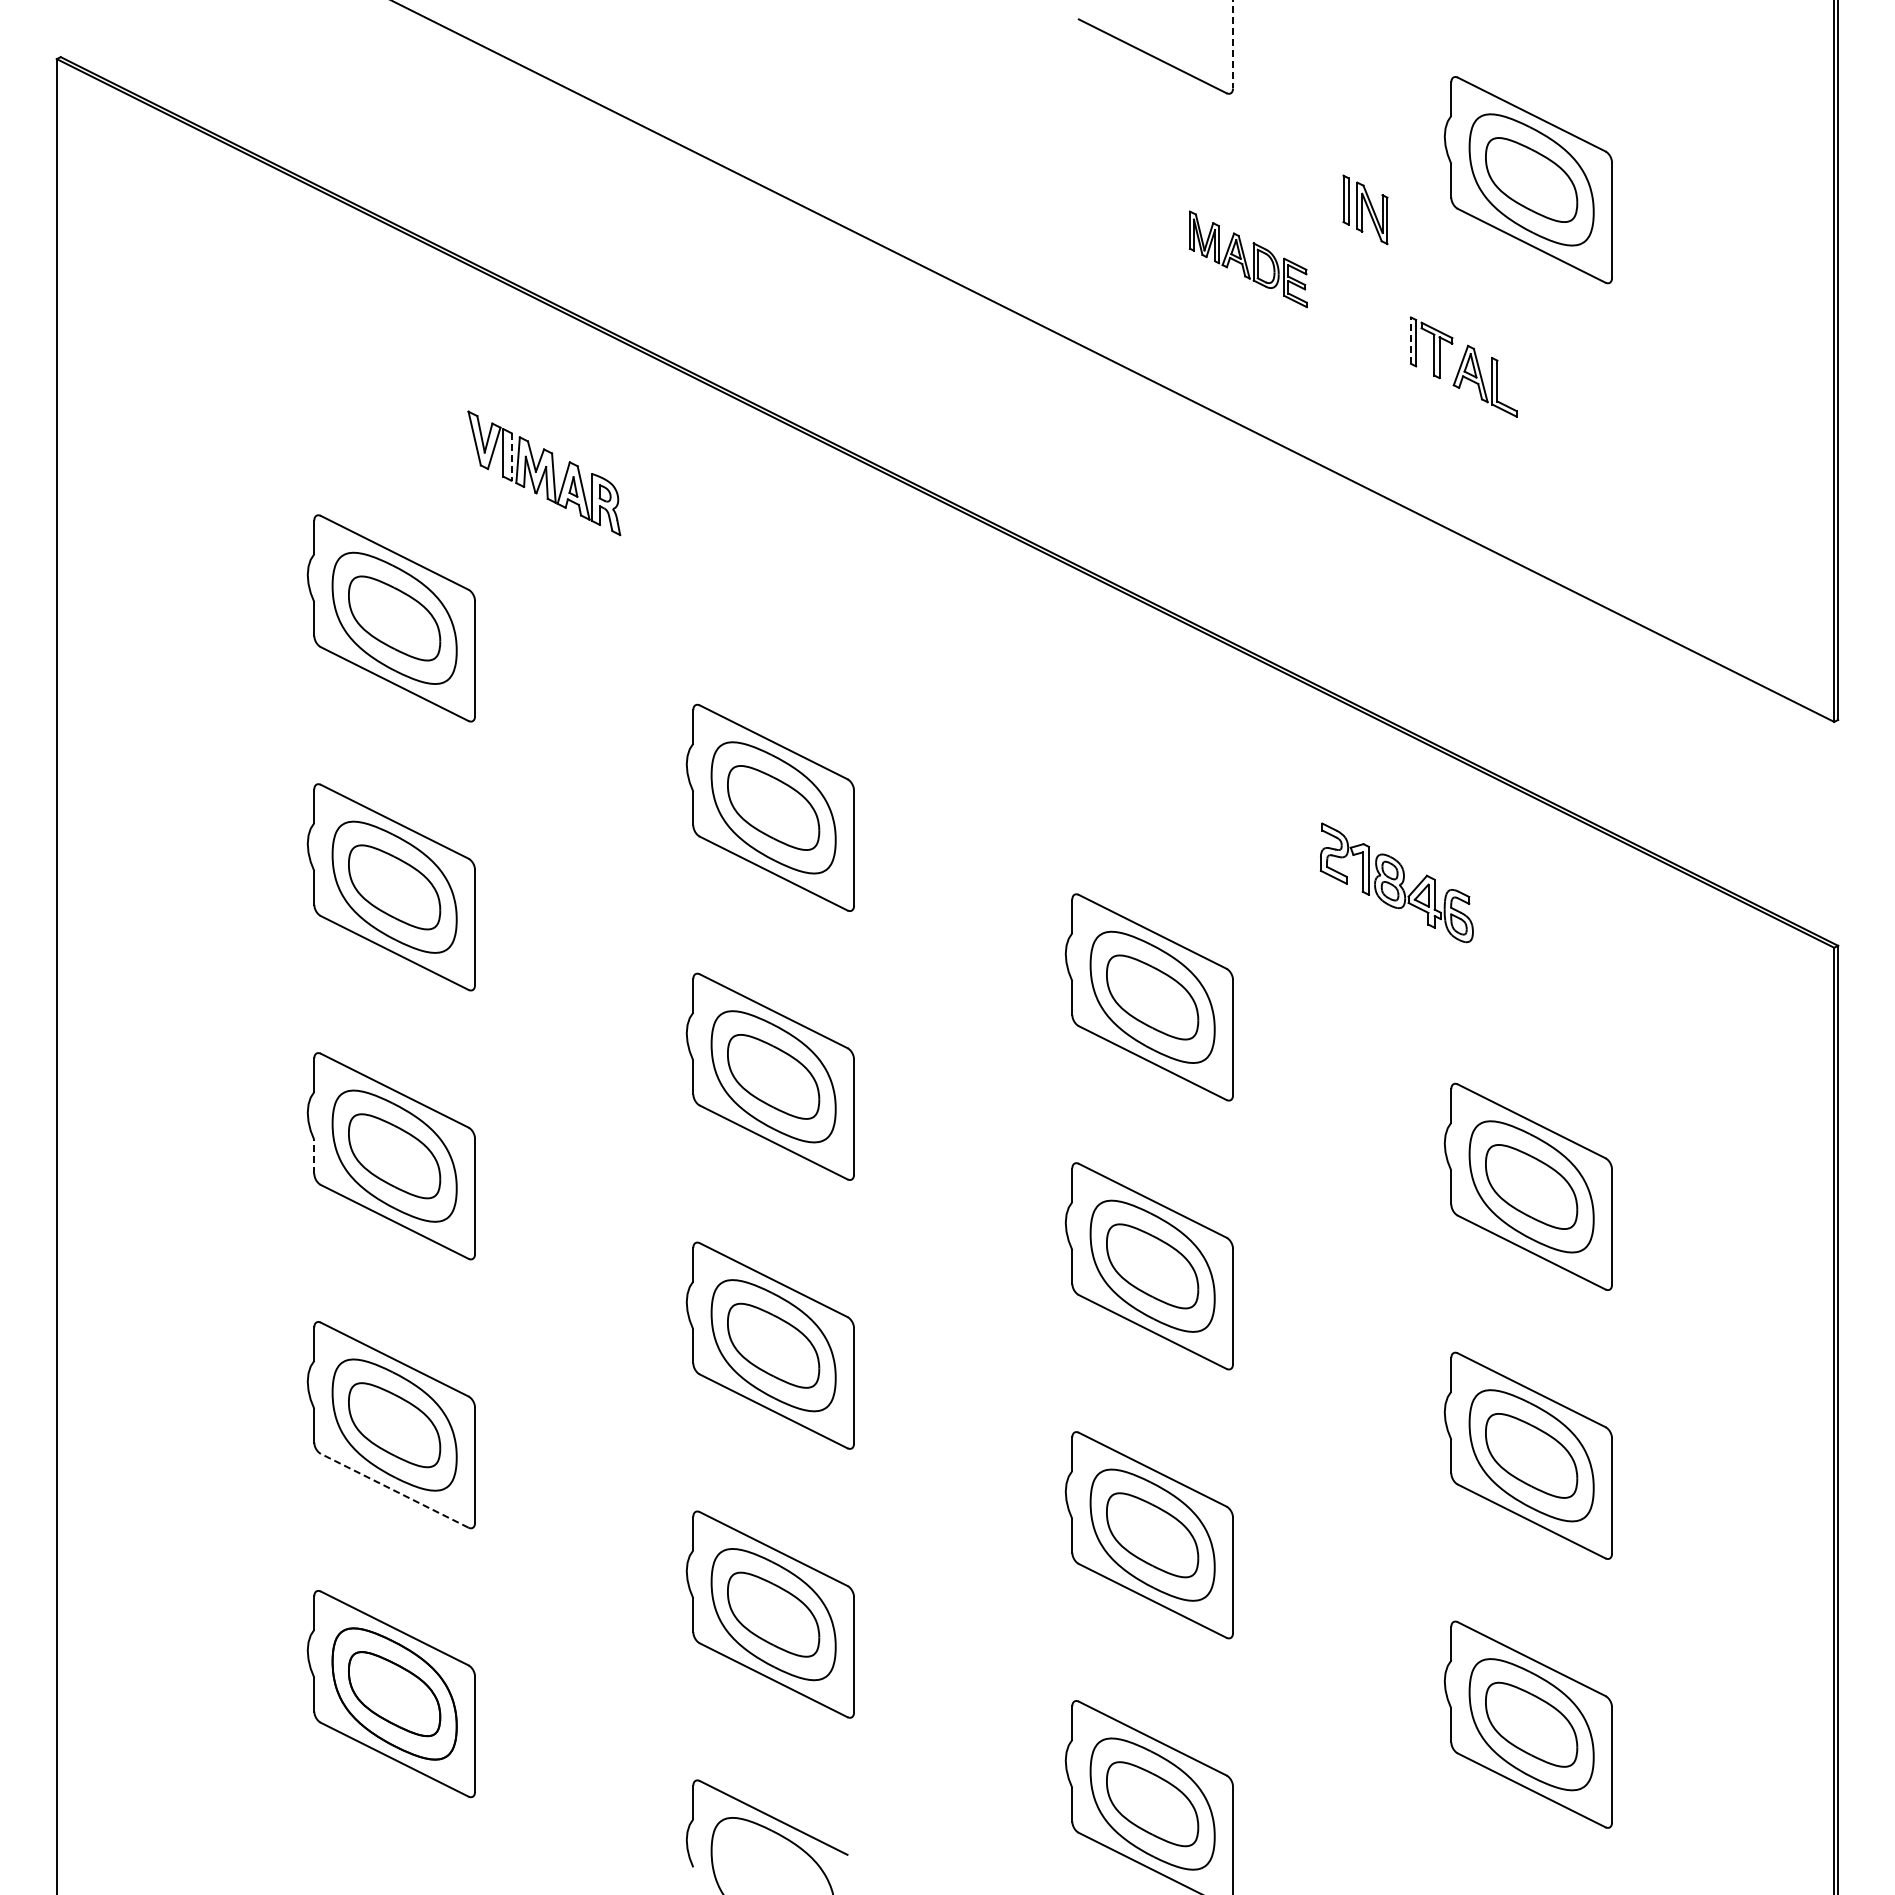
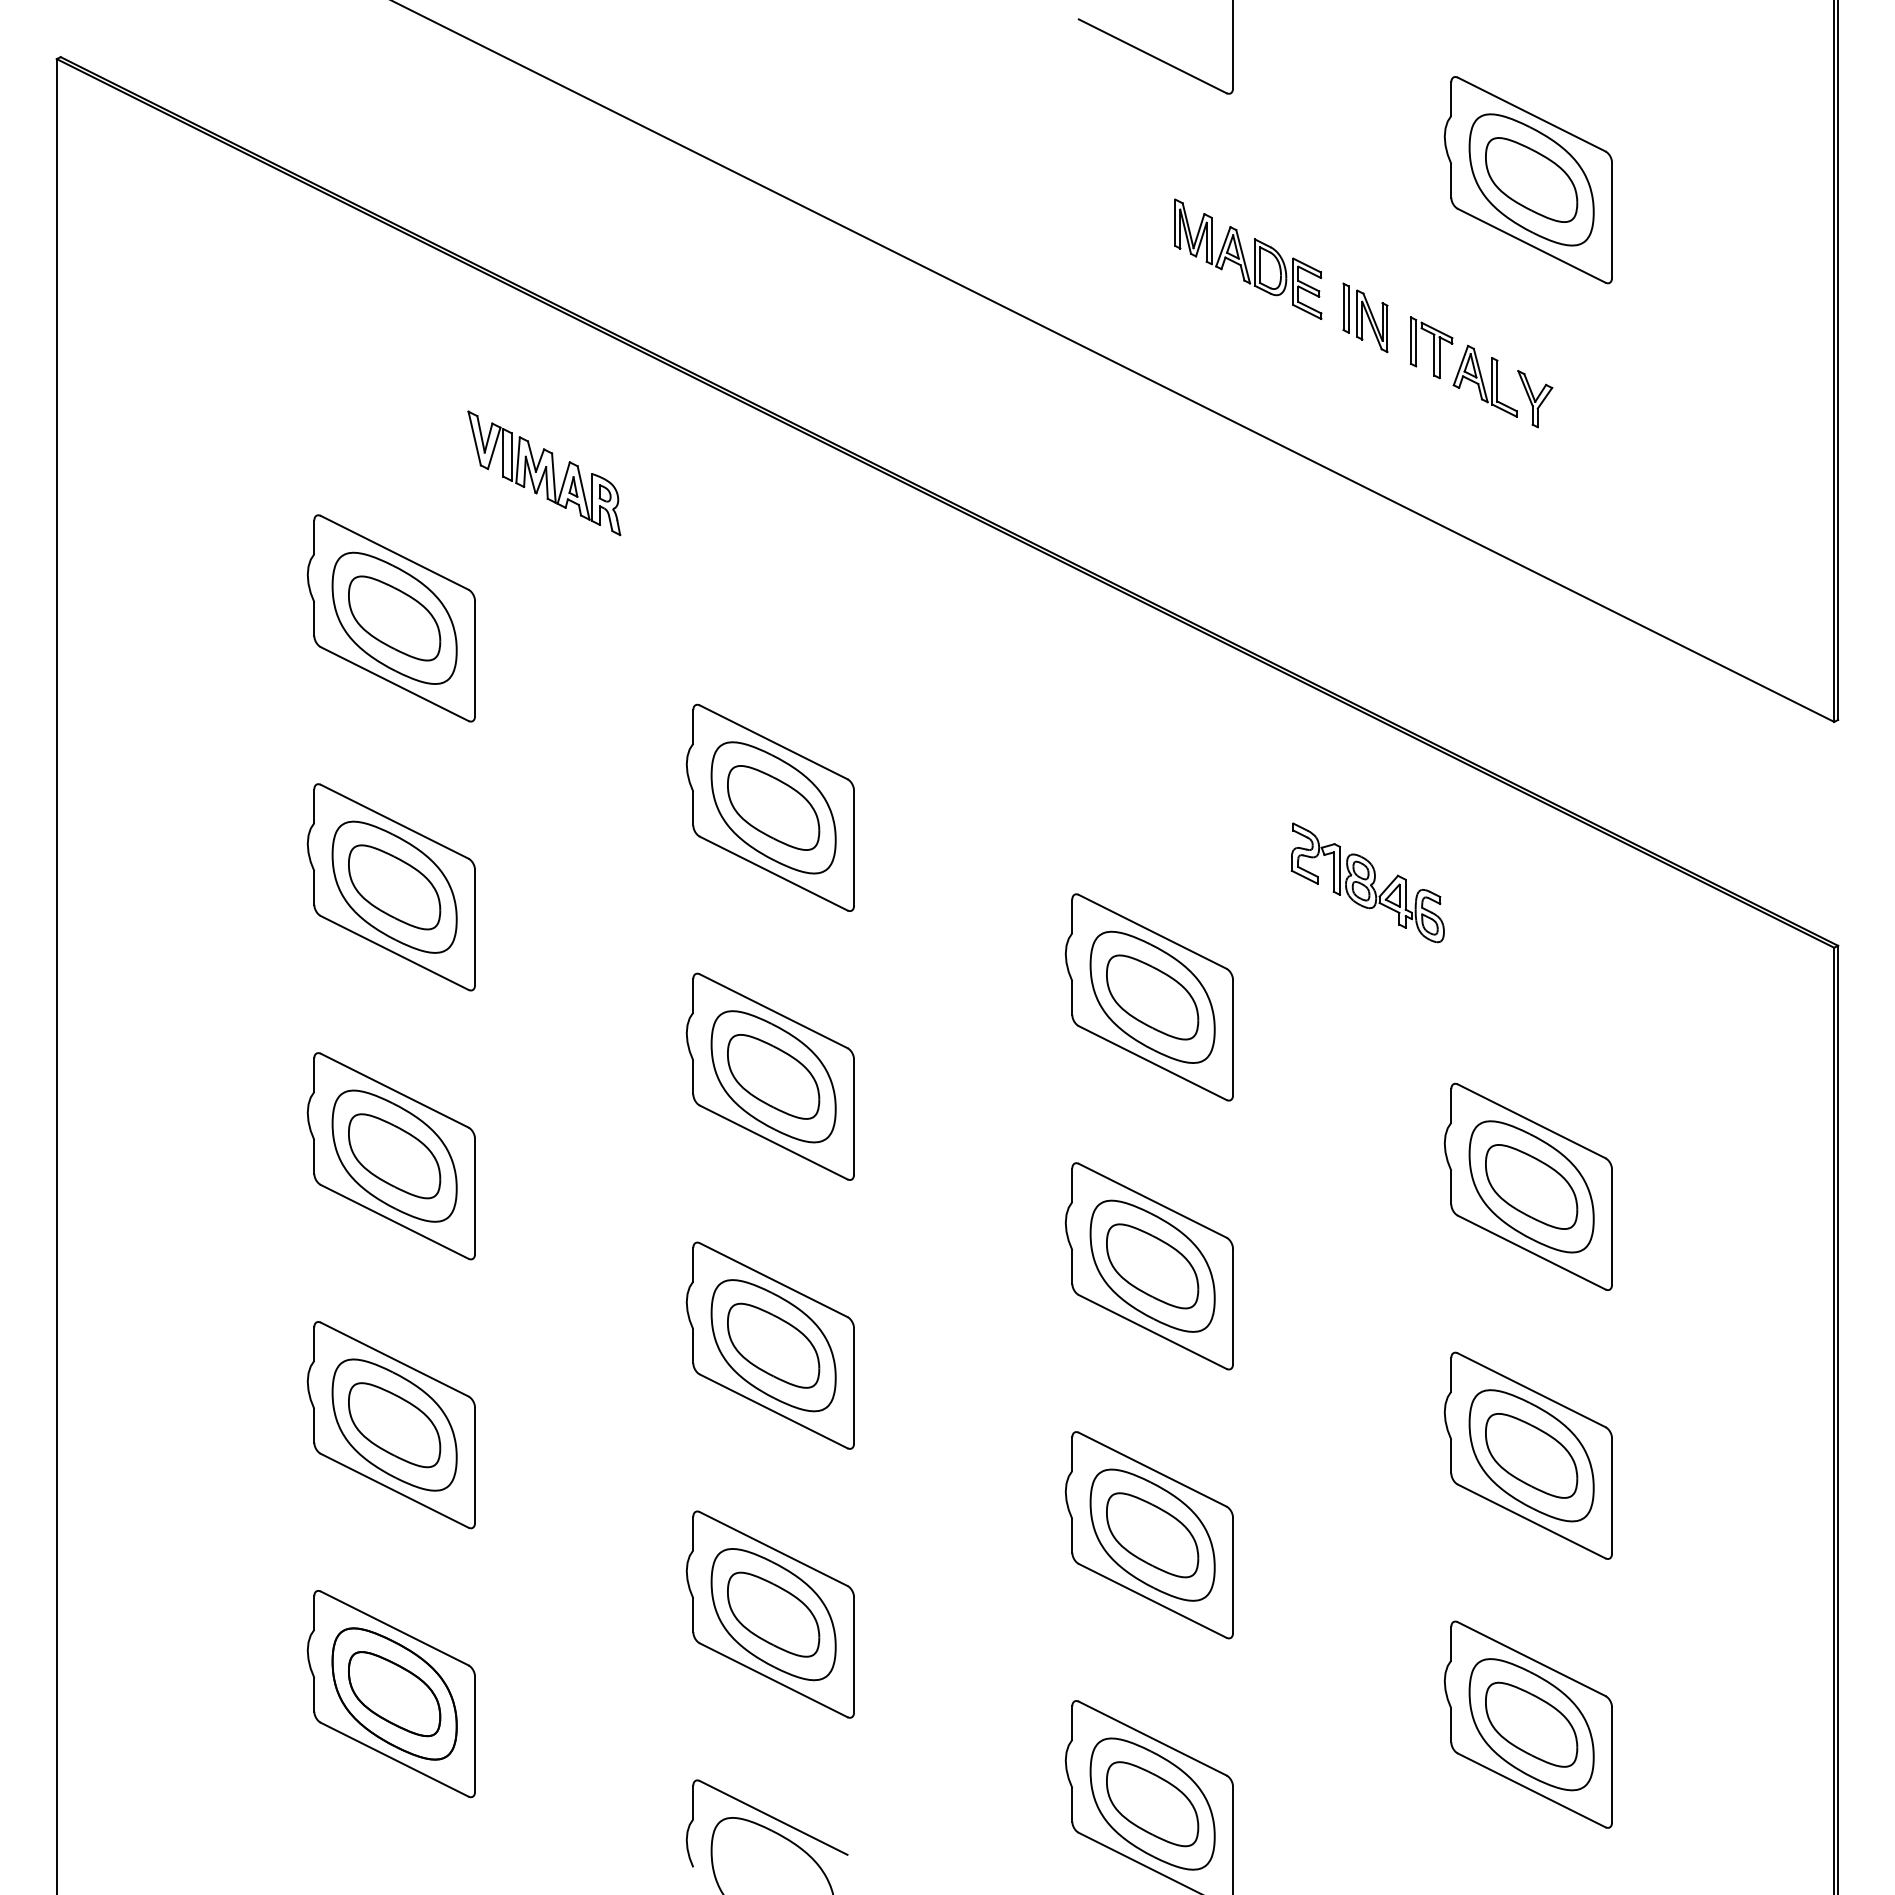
line: dashed -> solid (1233, 44)
part position: (1365, 209) -> (1365, 317) (1365, 317)
part size: 119x98 px -> 149x123 px (1248, 259)
line: dashed -> solid (1410, 340)
part: none -> present (1535, 399)
line: dashed -> solid (511, 456)
part position: (1396, 882) -> (1367, 882) (1367, 882)
line: dashed -> solid (314, 1156)
line: dashed -> solid (394, 1490)
